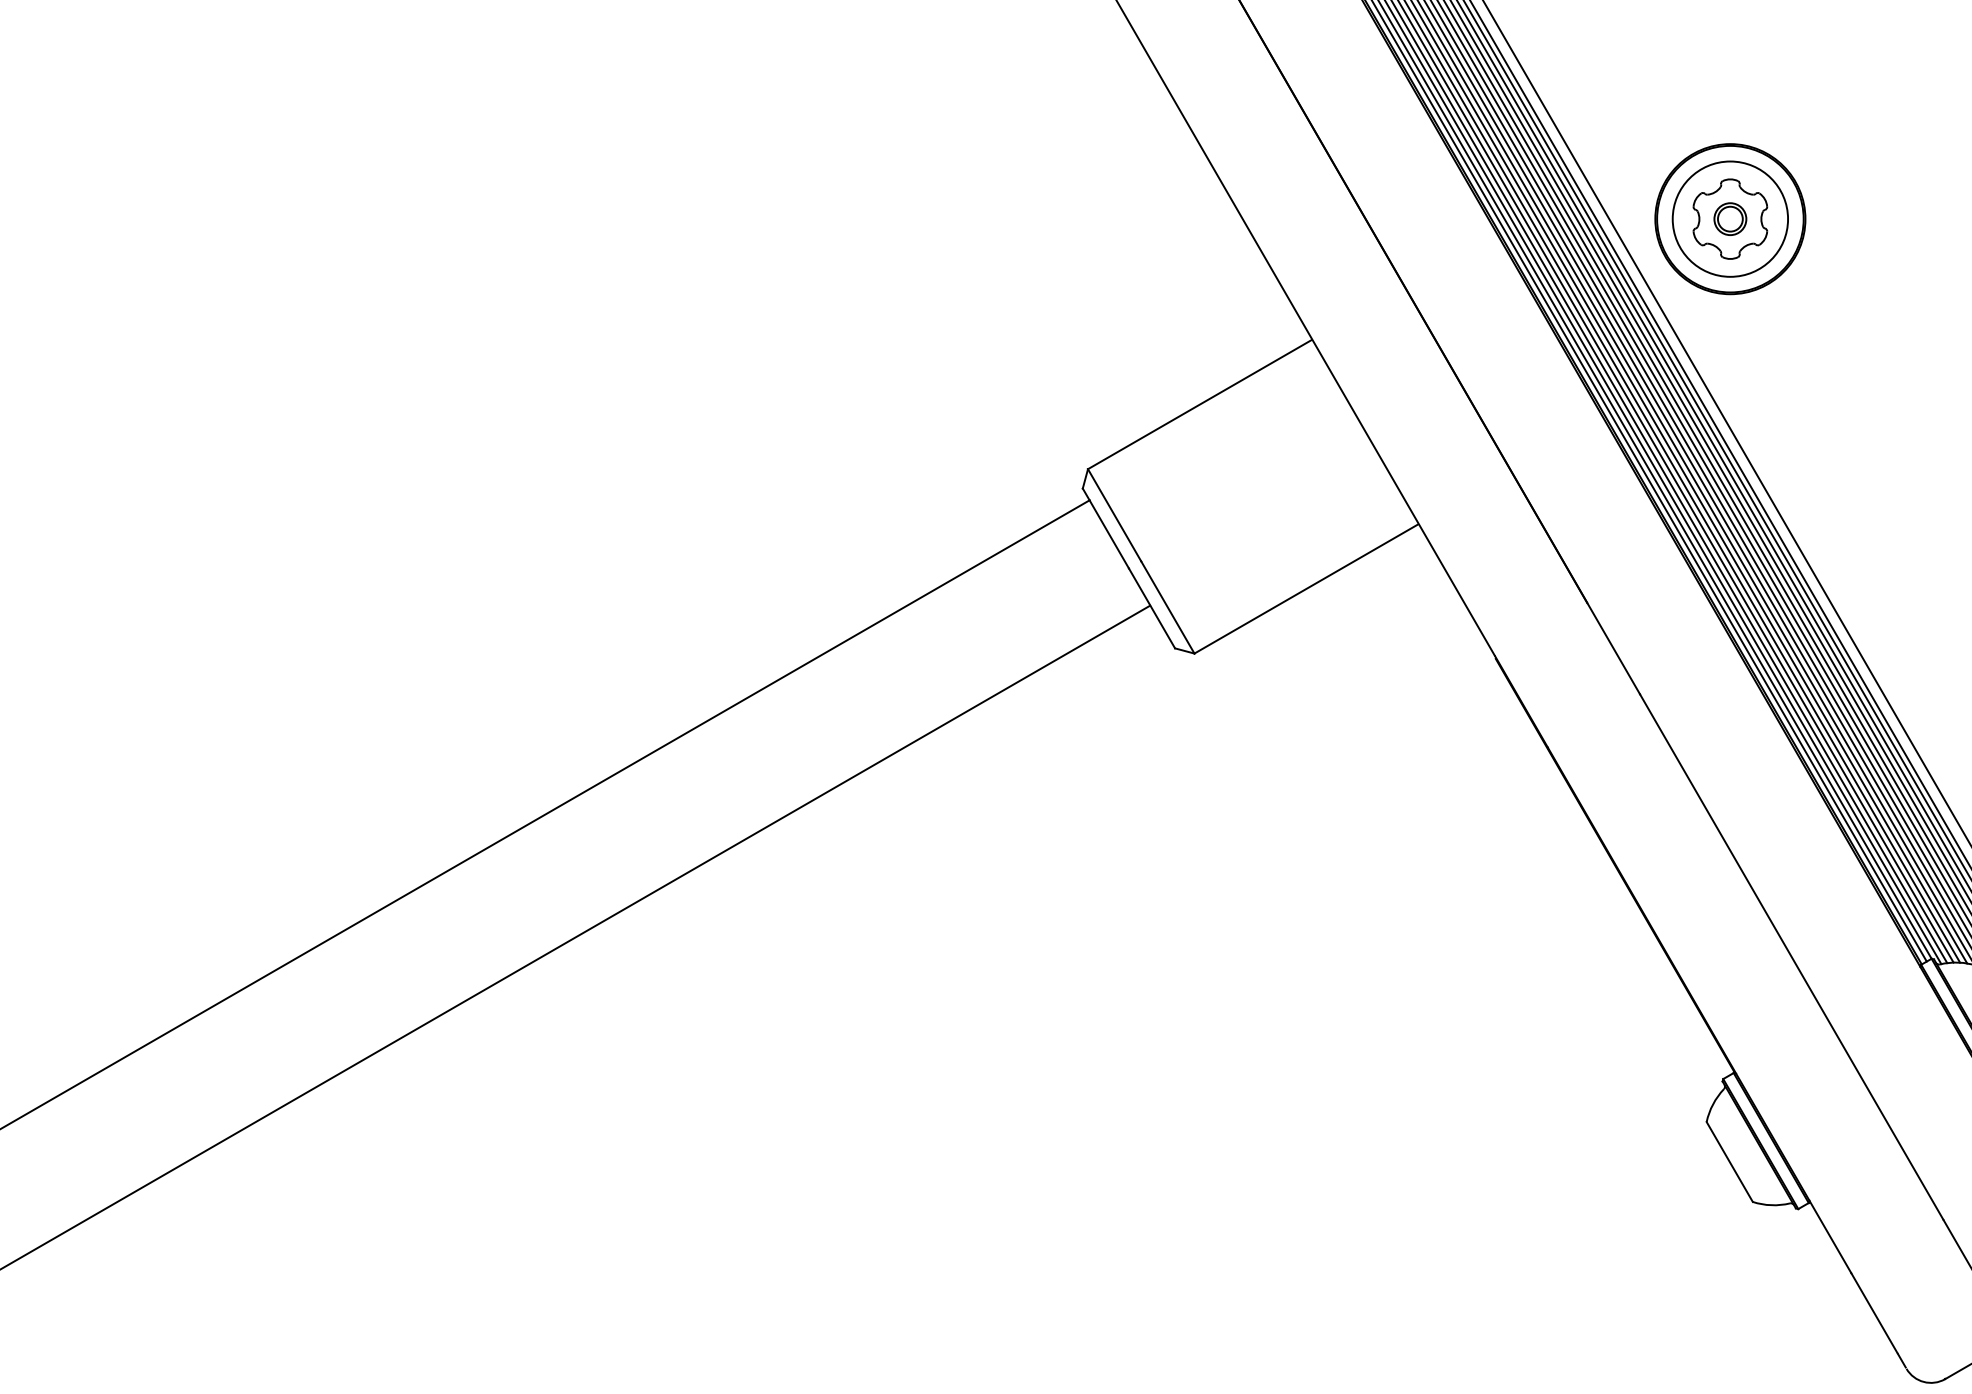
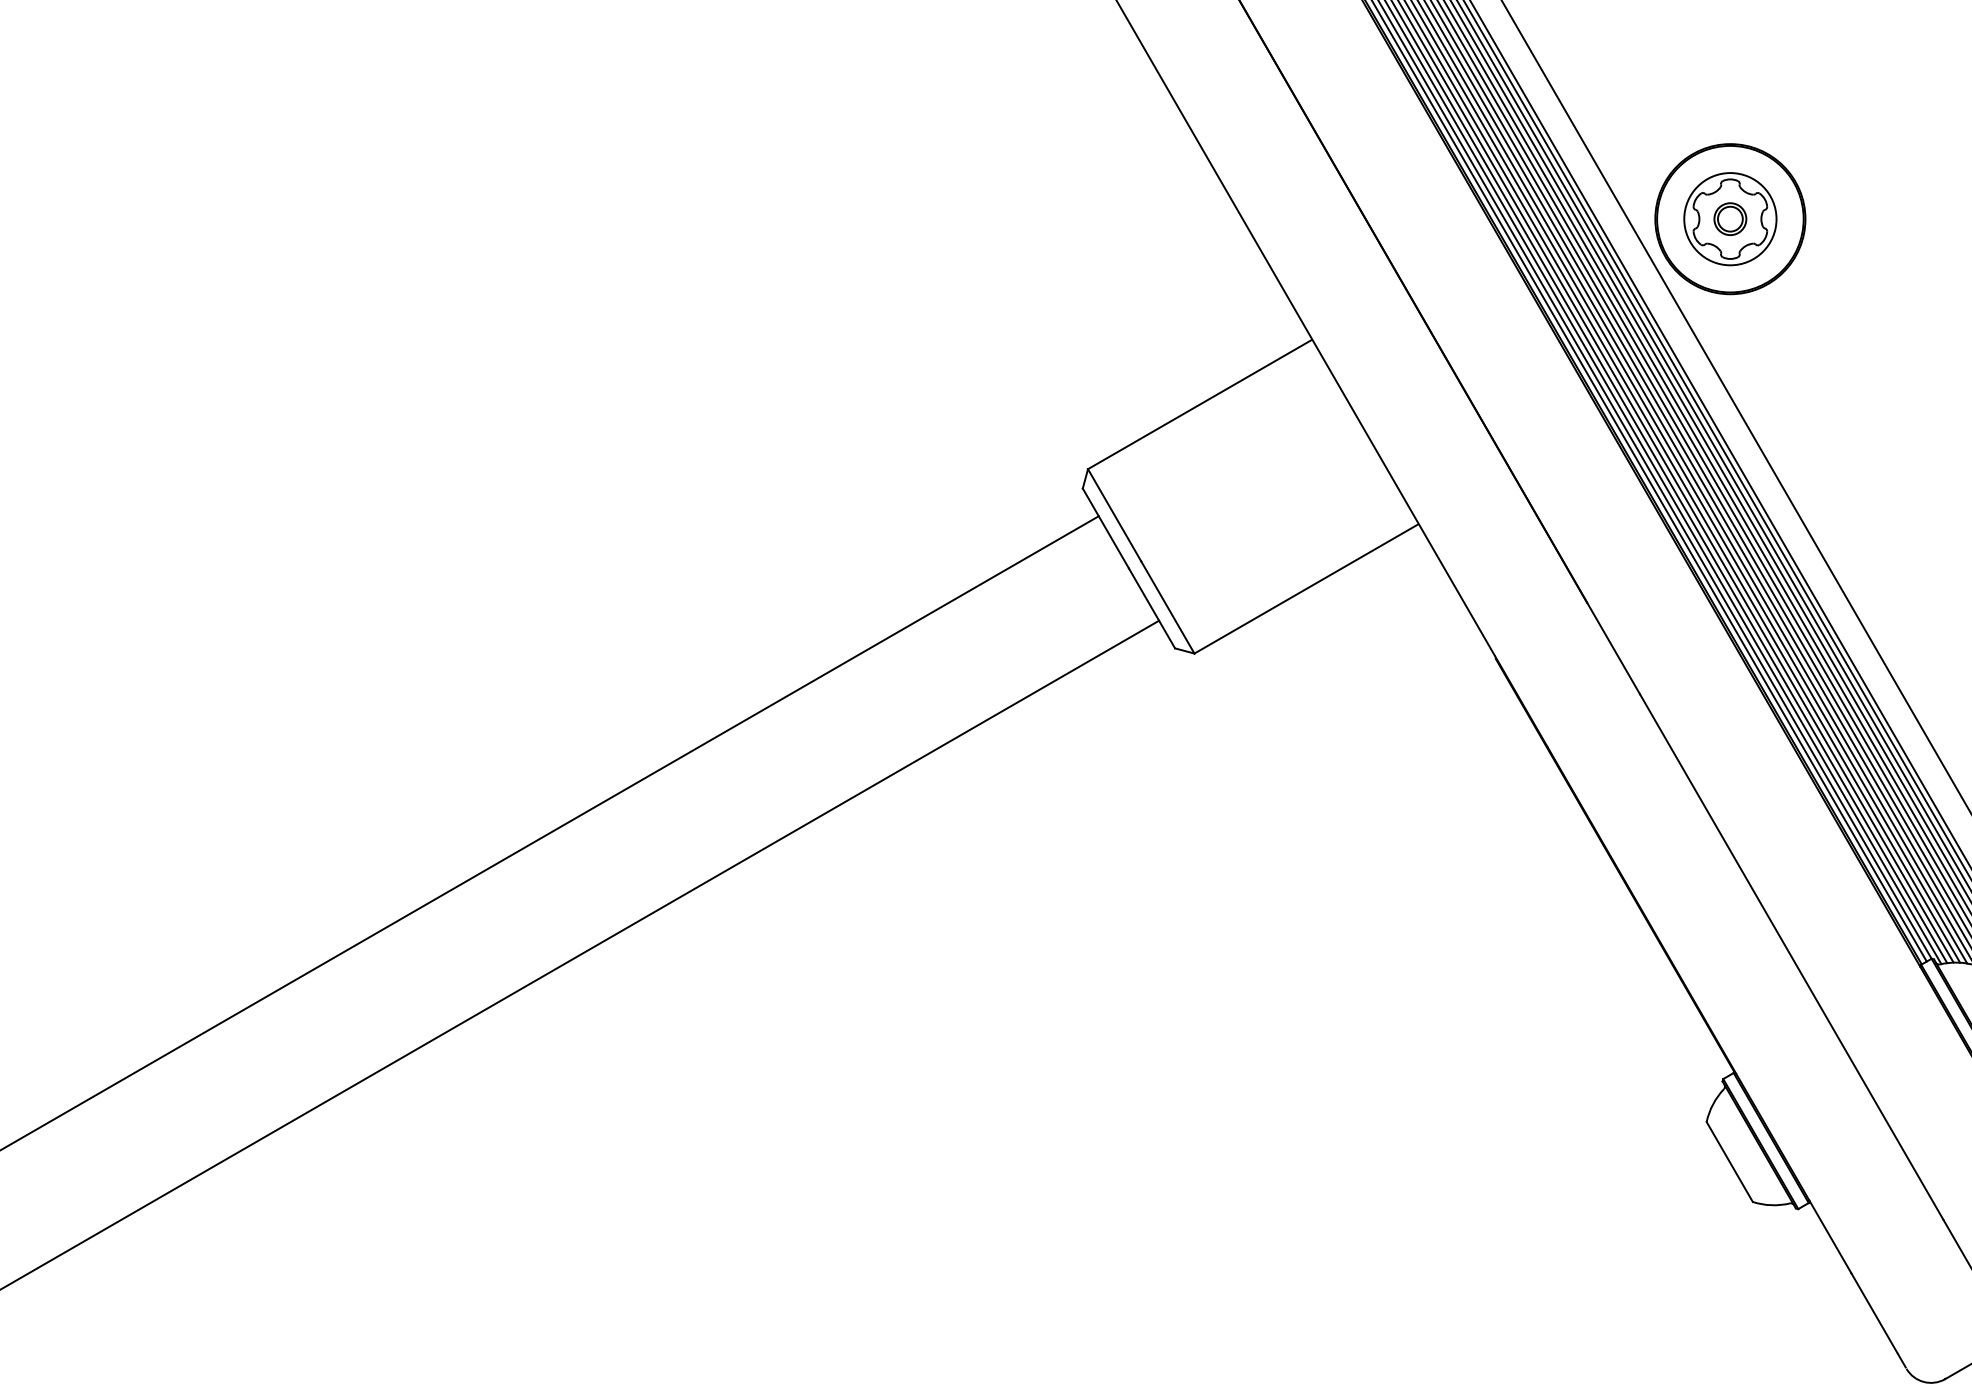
circle diameter: 115 px -> 92 px (1730, 219)
line position: (1726, 421) -> (1735, 405) (1735, 405)
line position: (545, 814) -> (550, 832) (550, 832)
line position: (576, 936) -> (580, 954) (580, 954)
